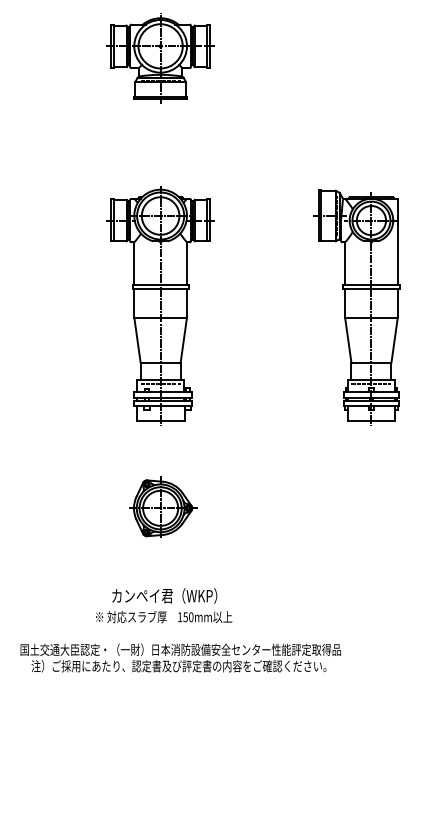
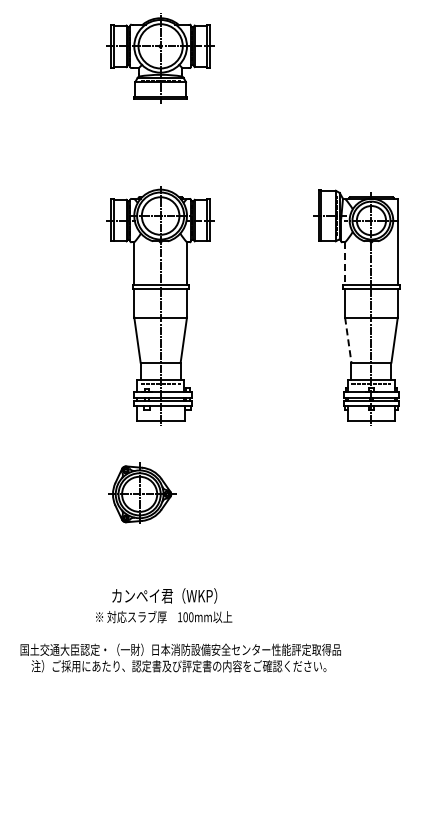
line: solid -> dashed (345, 263)
line: solid -> dashed (348, 340)
part position: (163, 506) -> (142, 492) (142, 492)
text: 150mm -> 100mm (185, 617)
